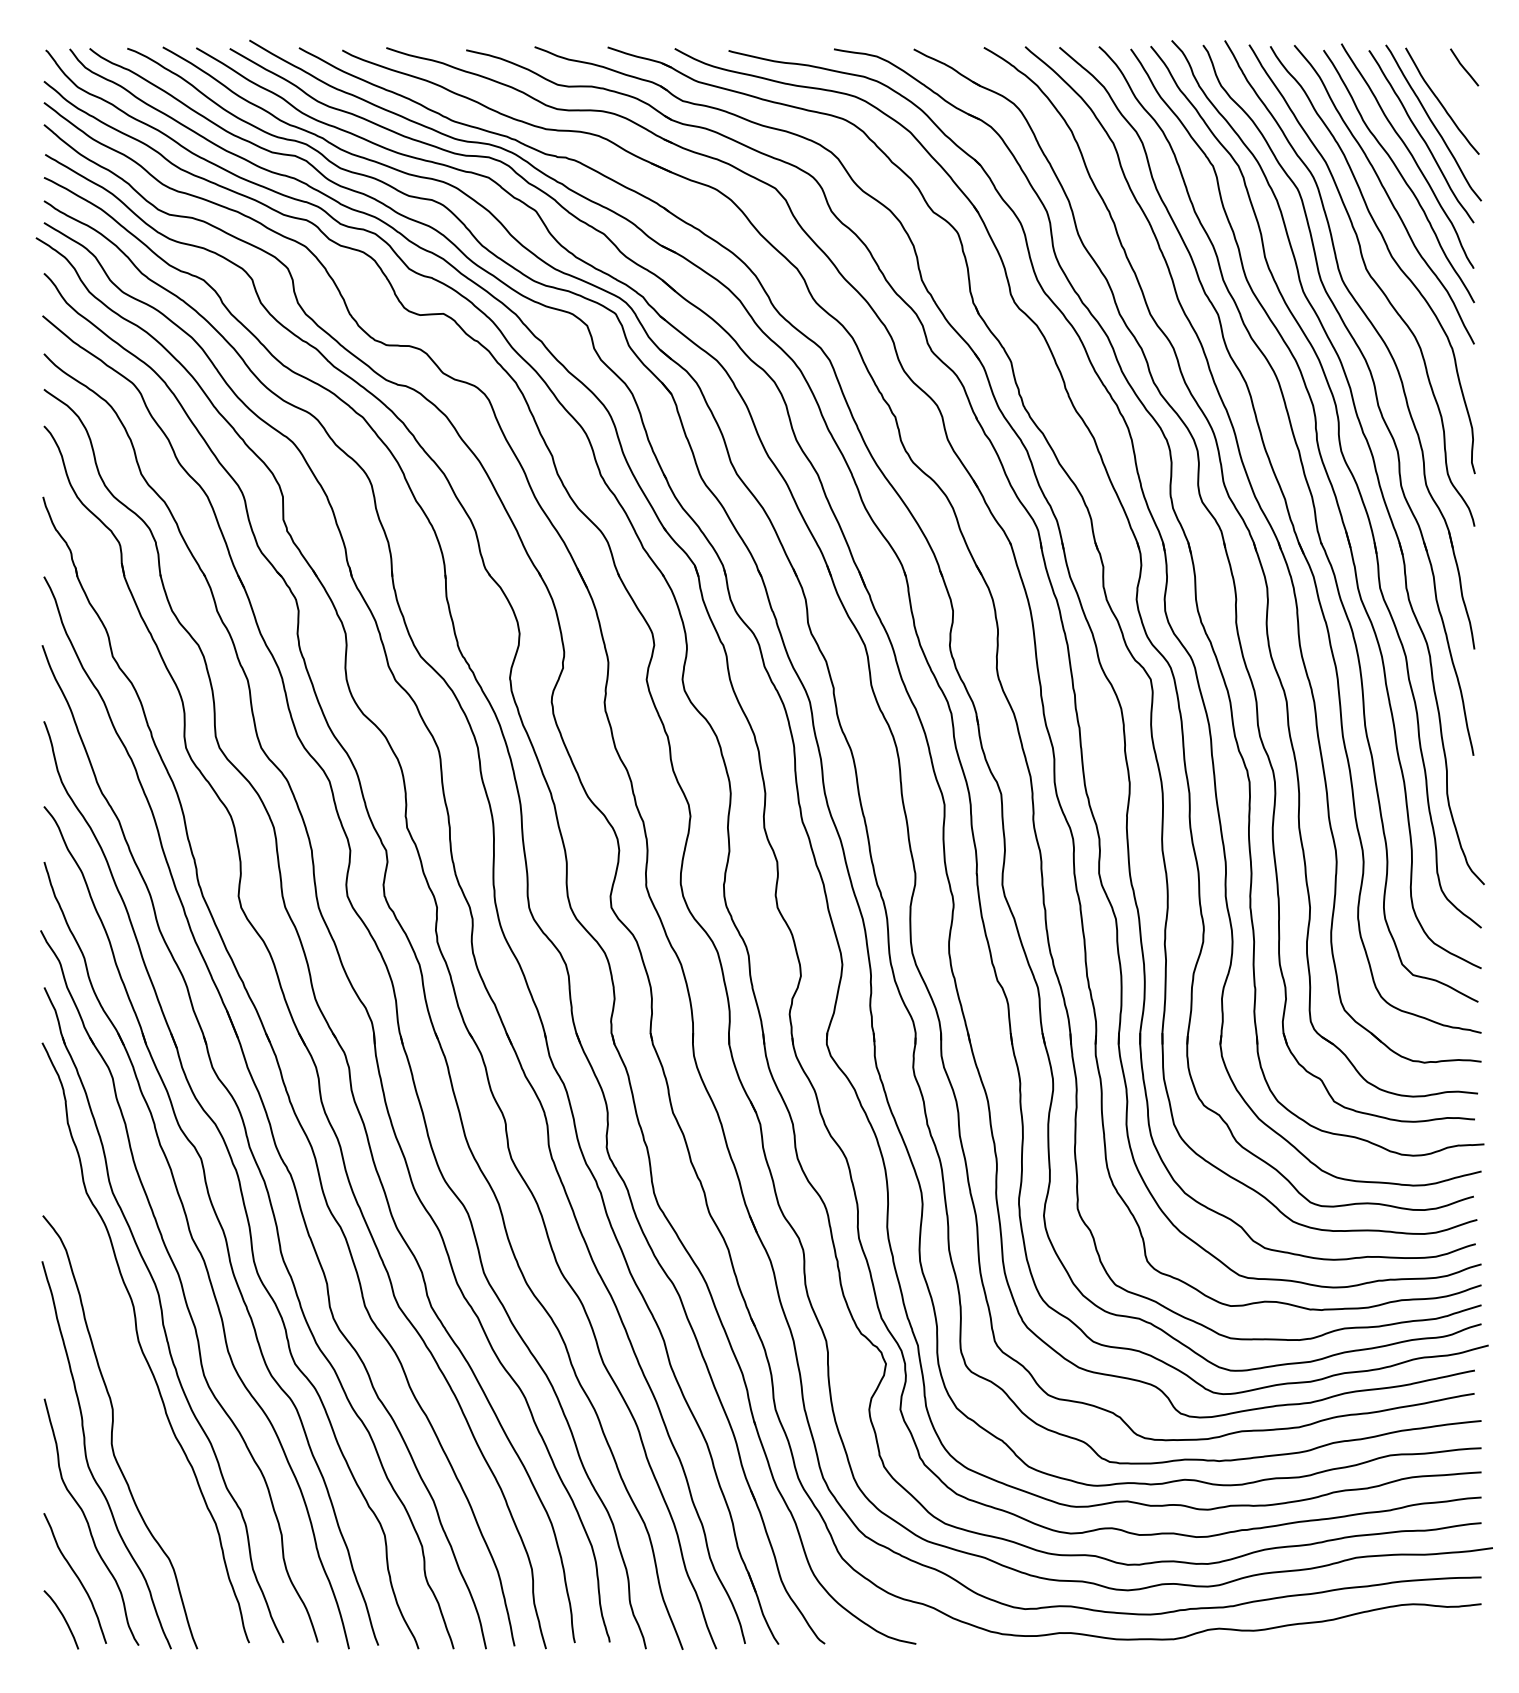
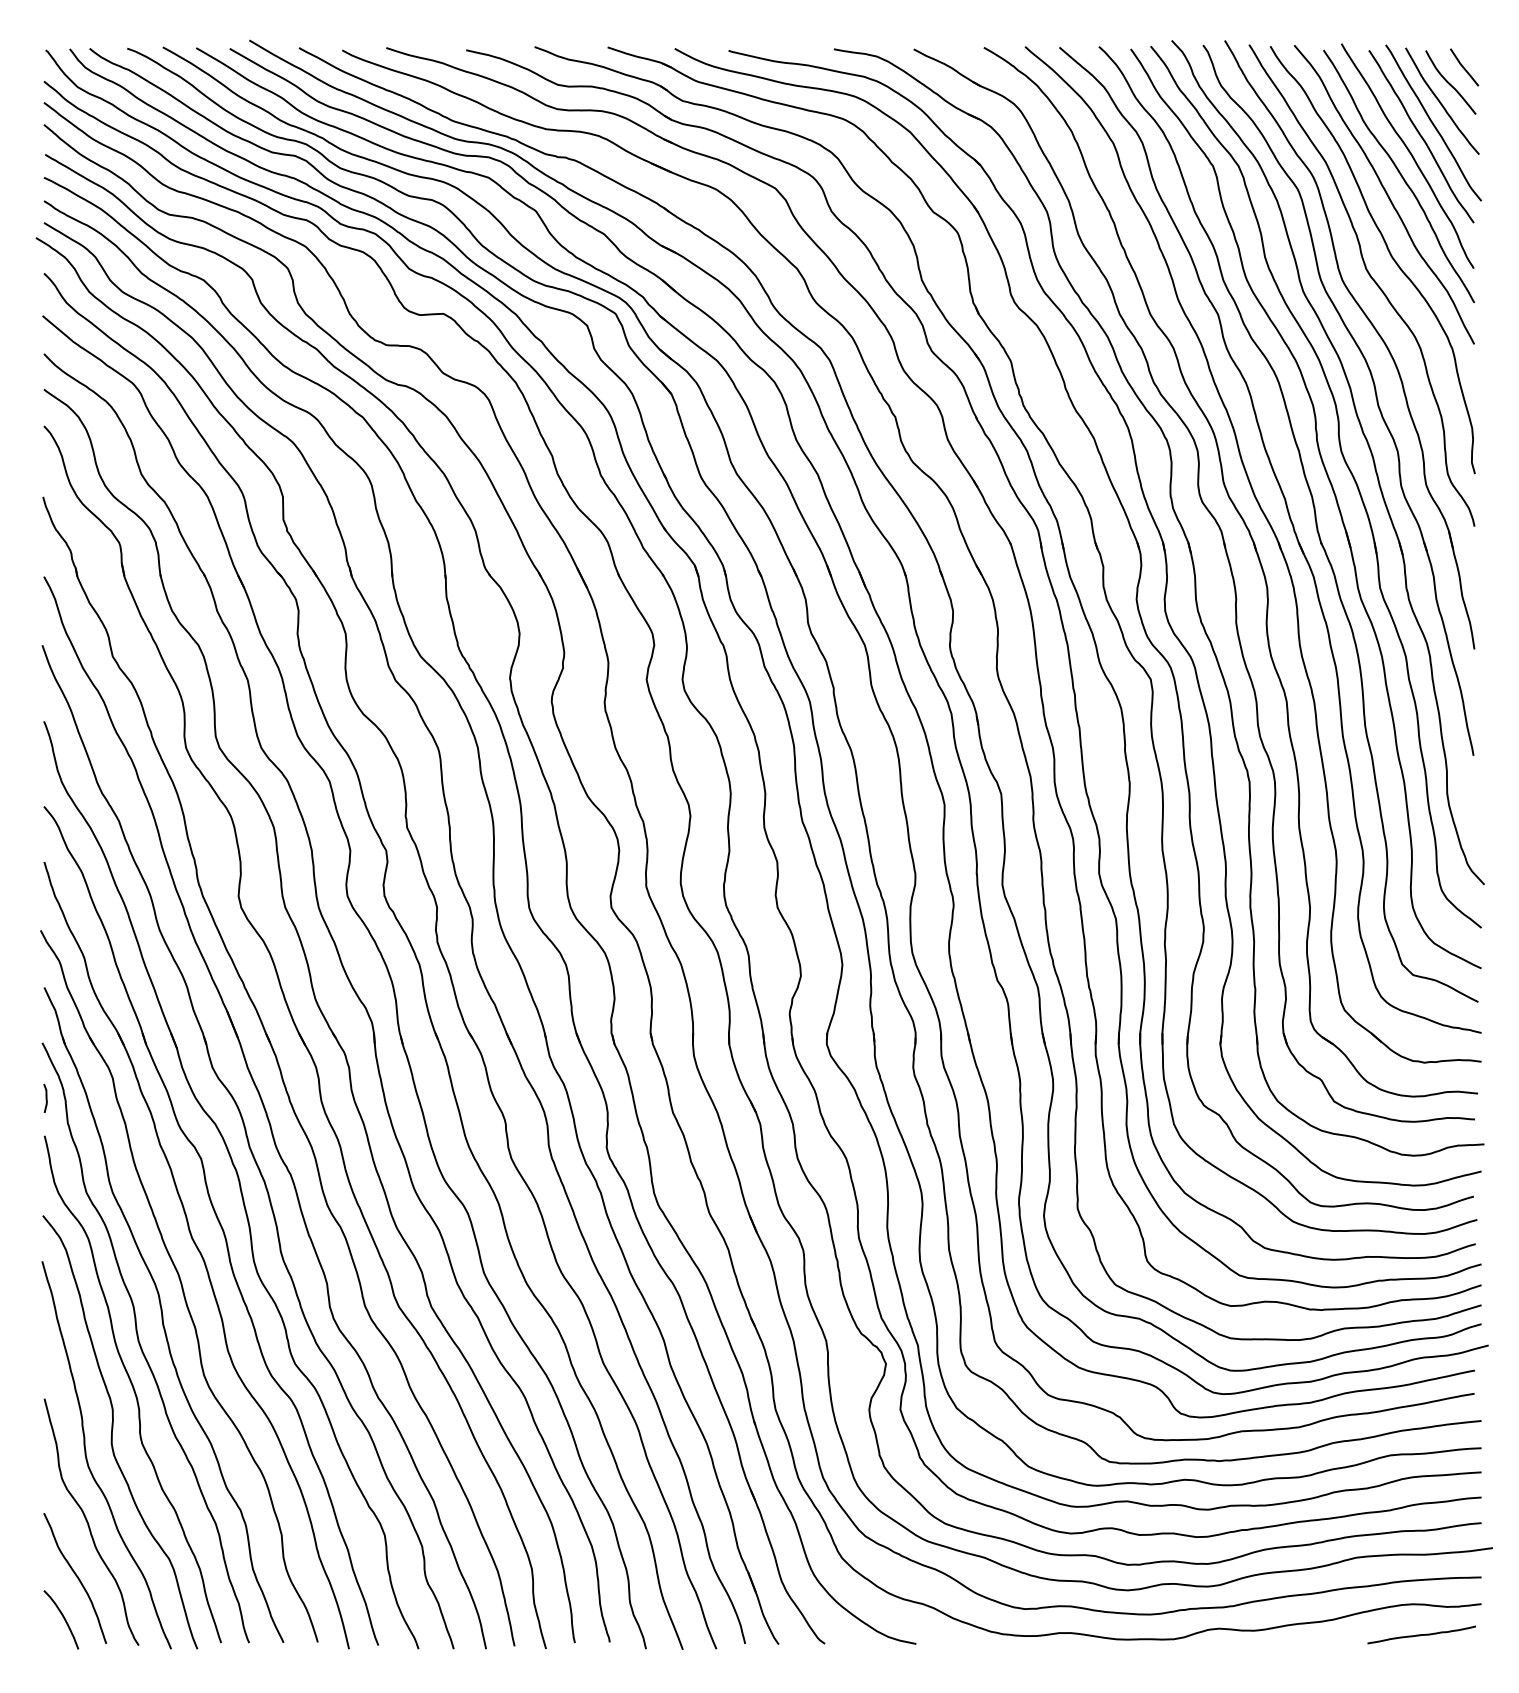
curve: none -> present (1449, 82)
curve: none -> present (45, 1097)
curve: none -> present (132, 1388)
curve: none -> present (1421, 1634)
